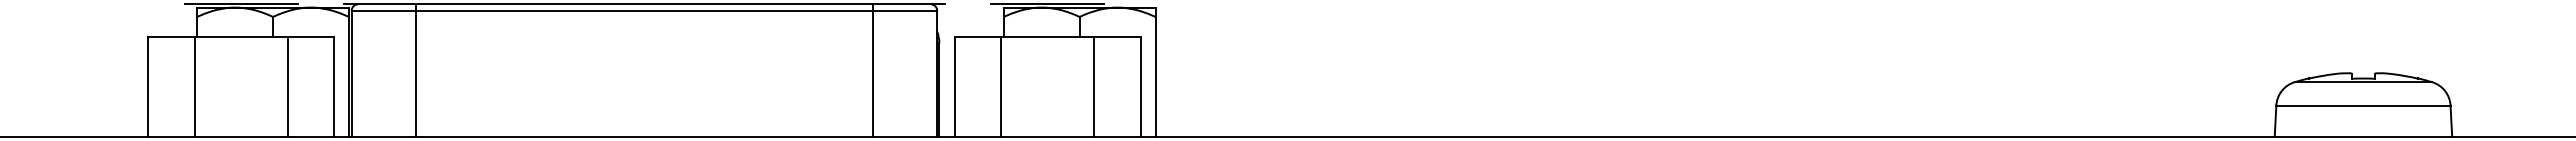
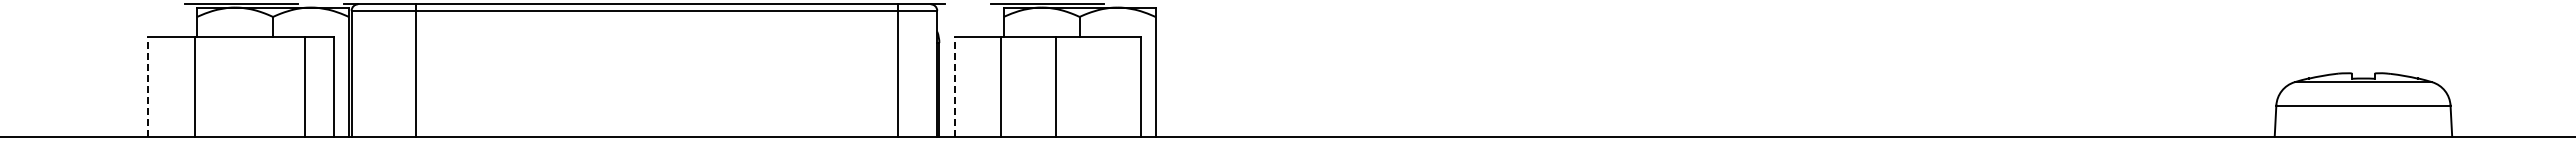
line position: (872, 70) -> (897, 70) (897, 70)
line: solid -> dashed (147, 86)
line position: (287, 86) -> (304, 86) (304, 86)
line: solid -> dashed (954, 86)
line position: (1094, 86) -> (1056, 86) (1056, 86)
